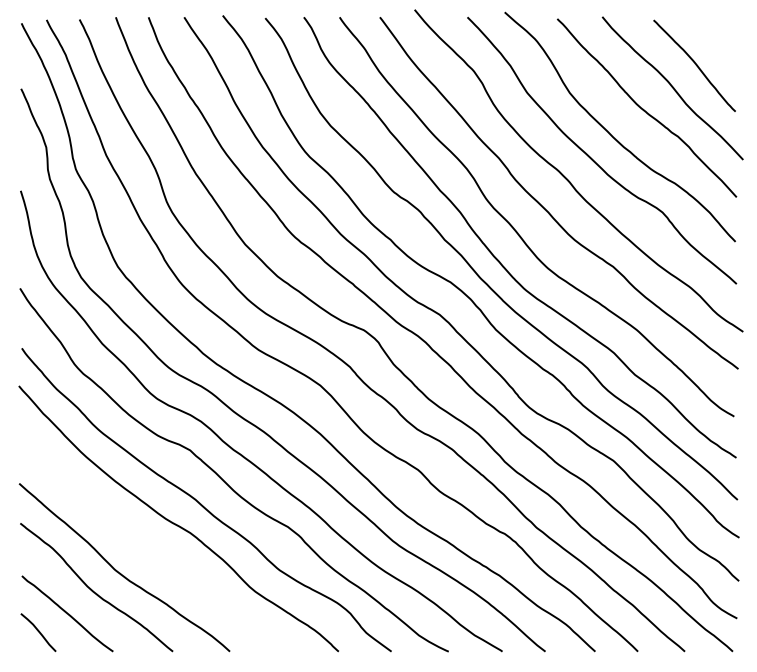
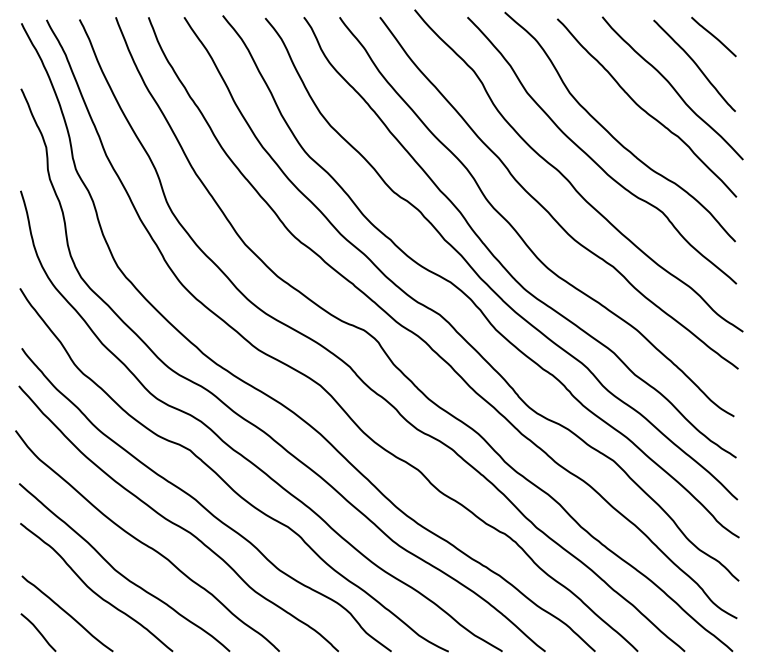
line: none -> present (713, 36)
curve: none -> present (145, 543)
